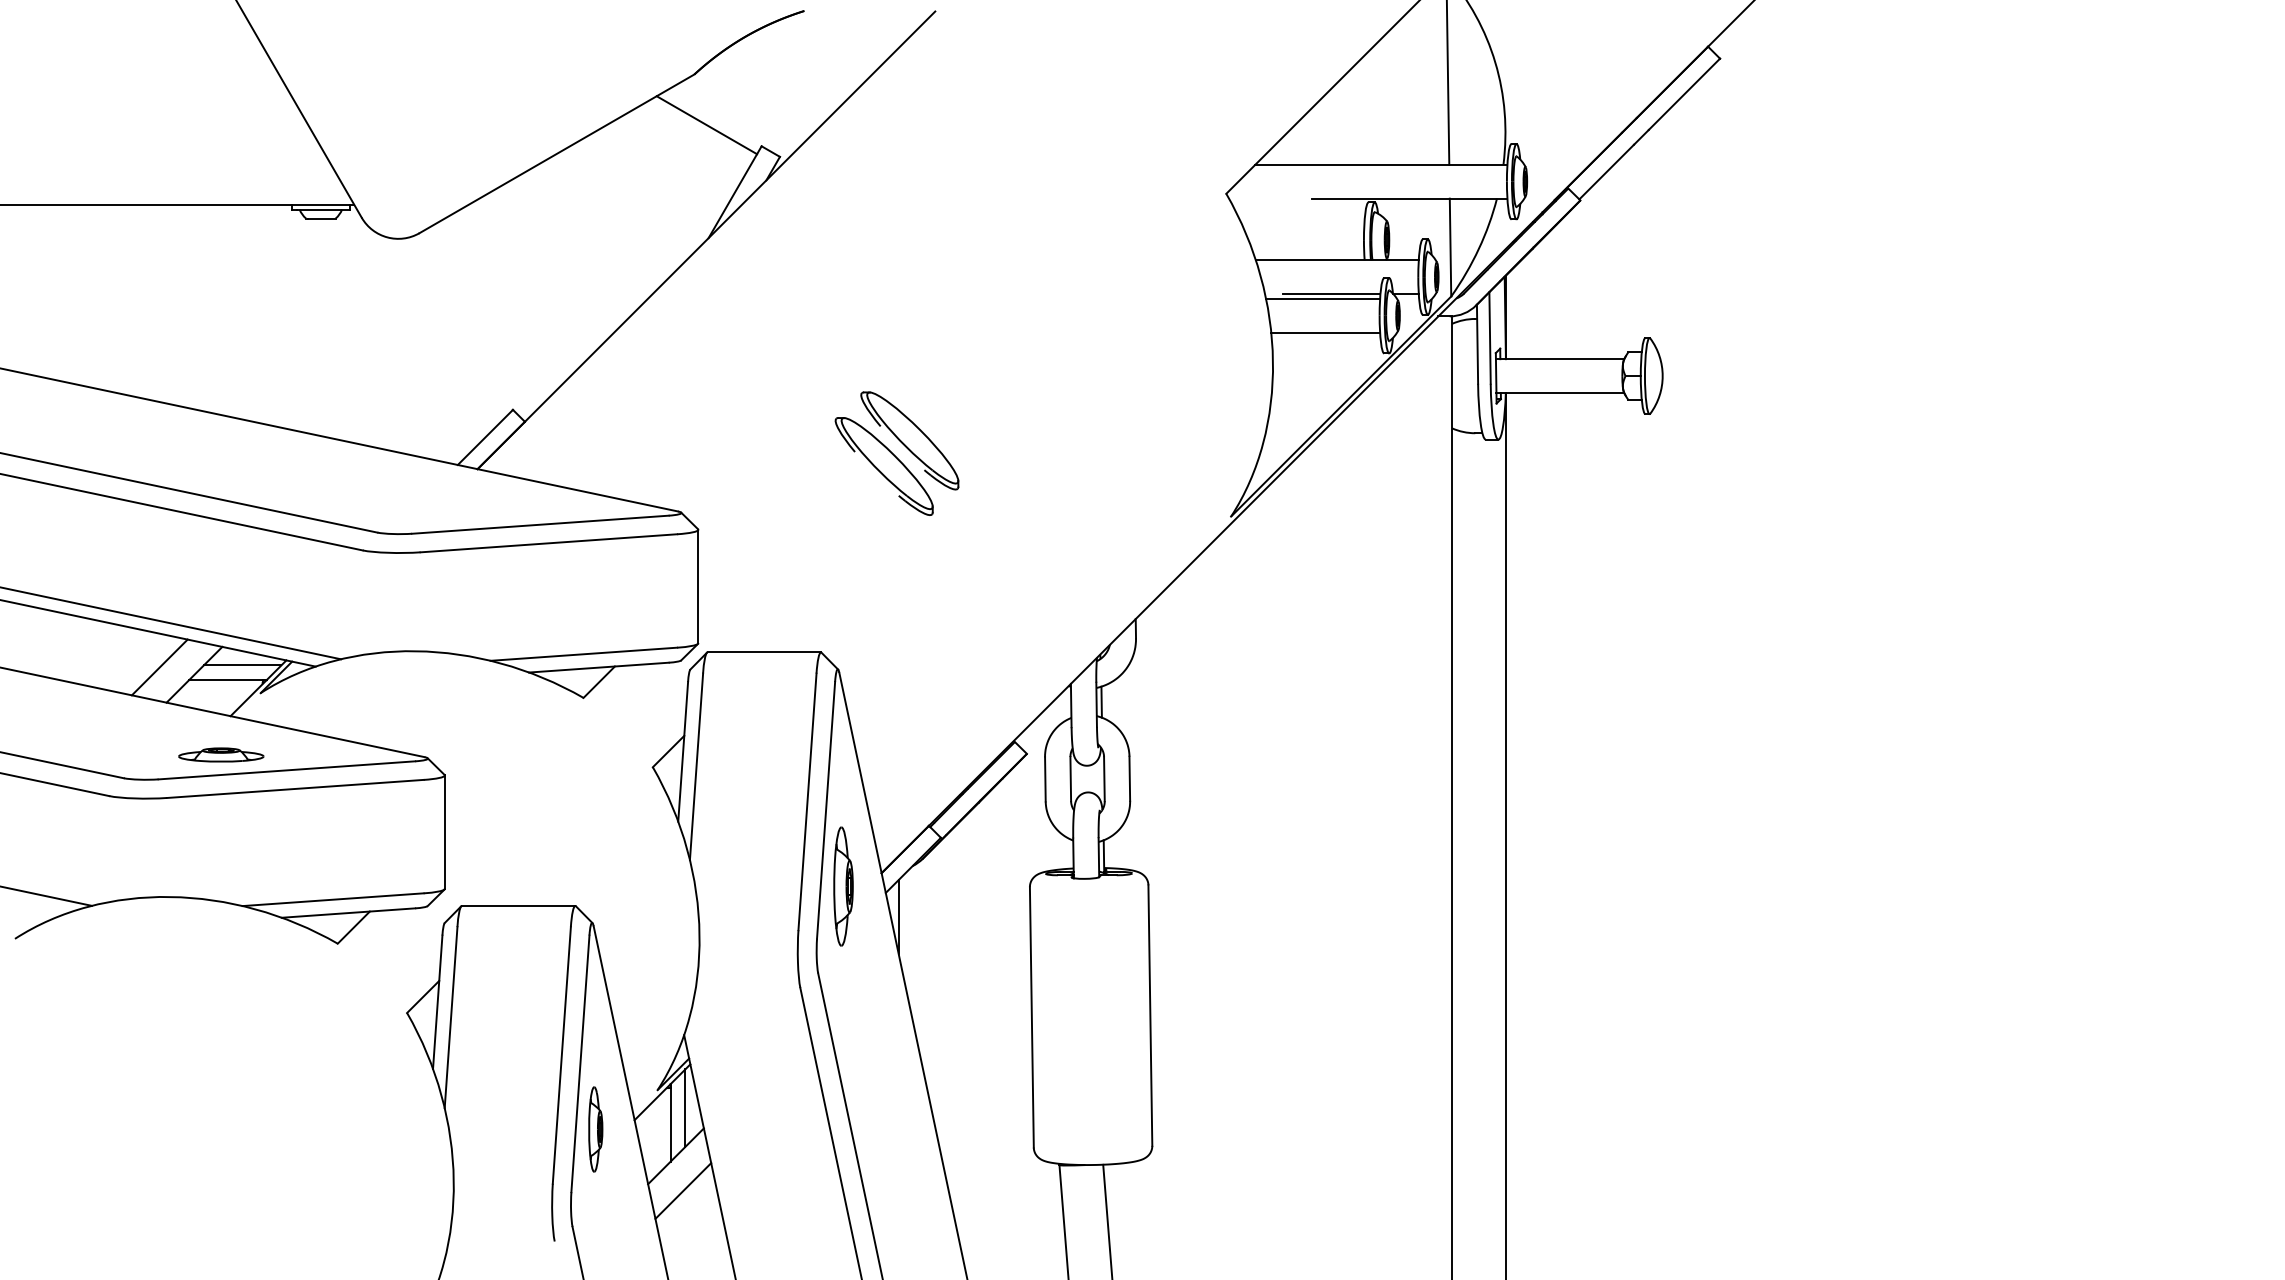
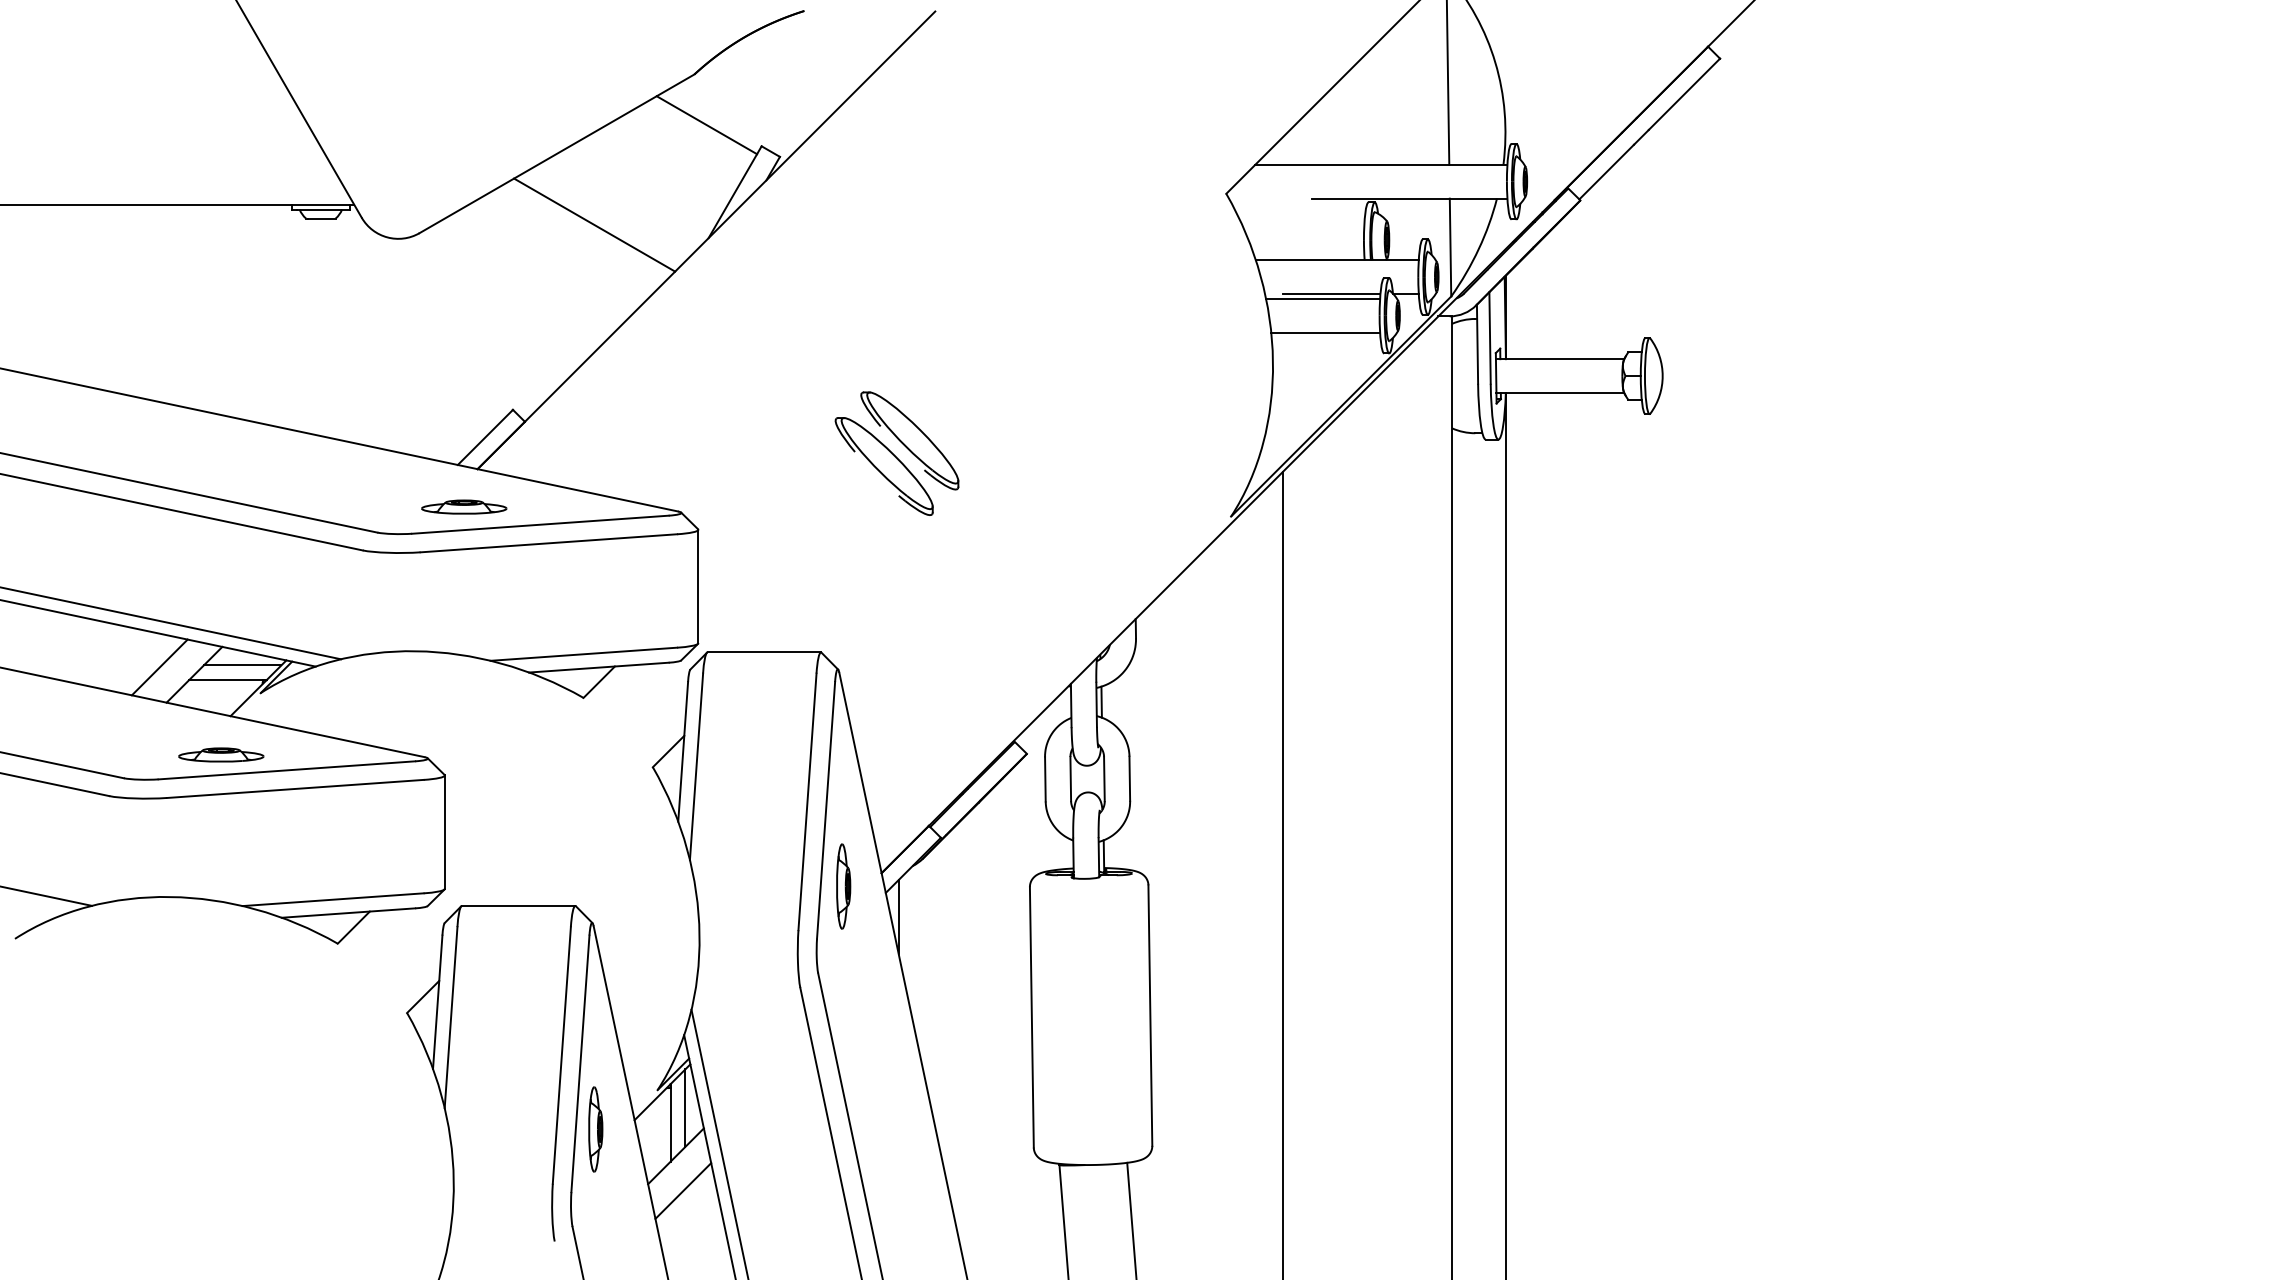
line: none -> present (594, 224)
part: none -> present (464, 506)
line: none -> present (1282, 874)
part size: 21x121 px -> 16x87 px (843, 886)
line: none -> present (719, 1142)
line position: (1107, 1220) -> (1131, 1219) (1131, 1219)
